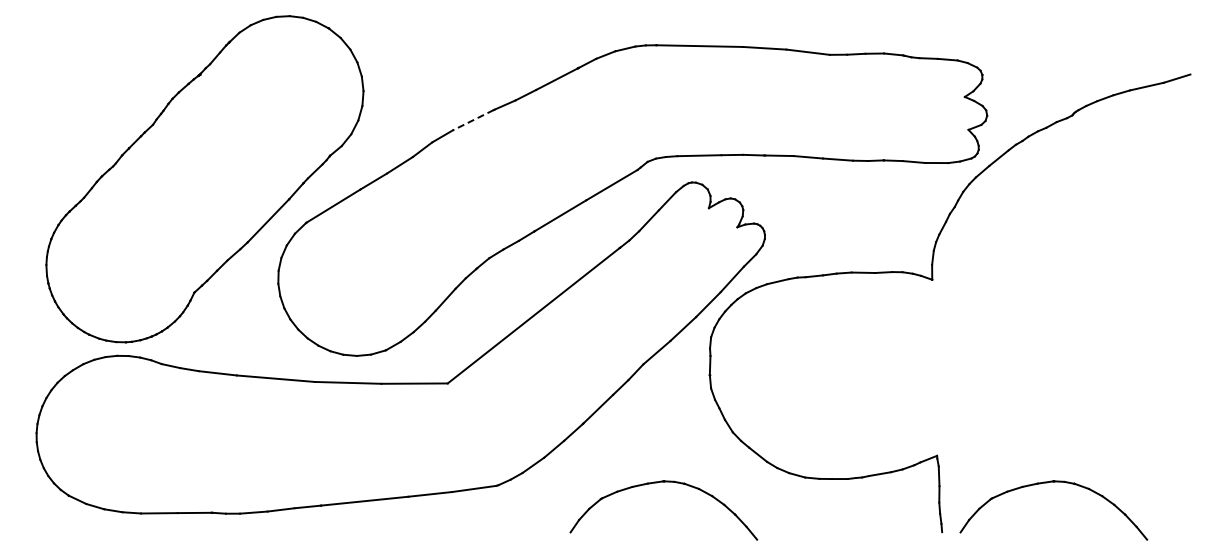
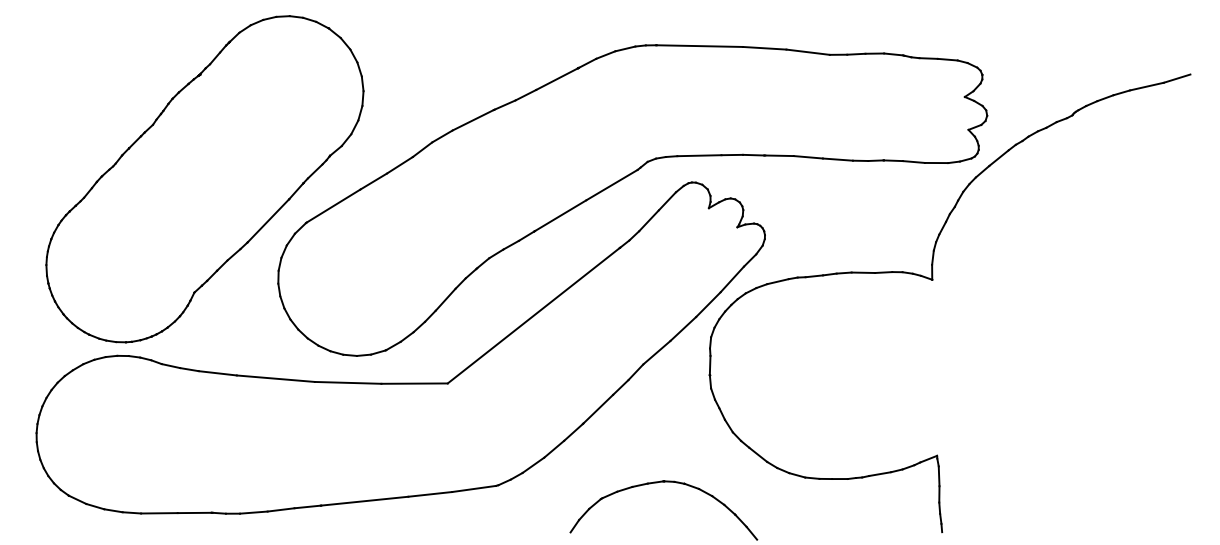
line: dashed -> solid (473, 120)
part: present -> none (1047, 483)
